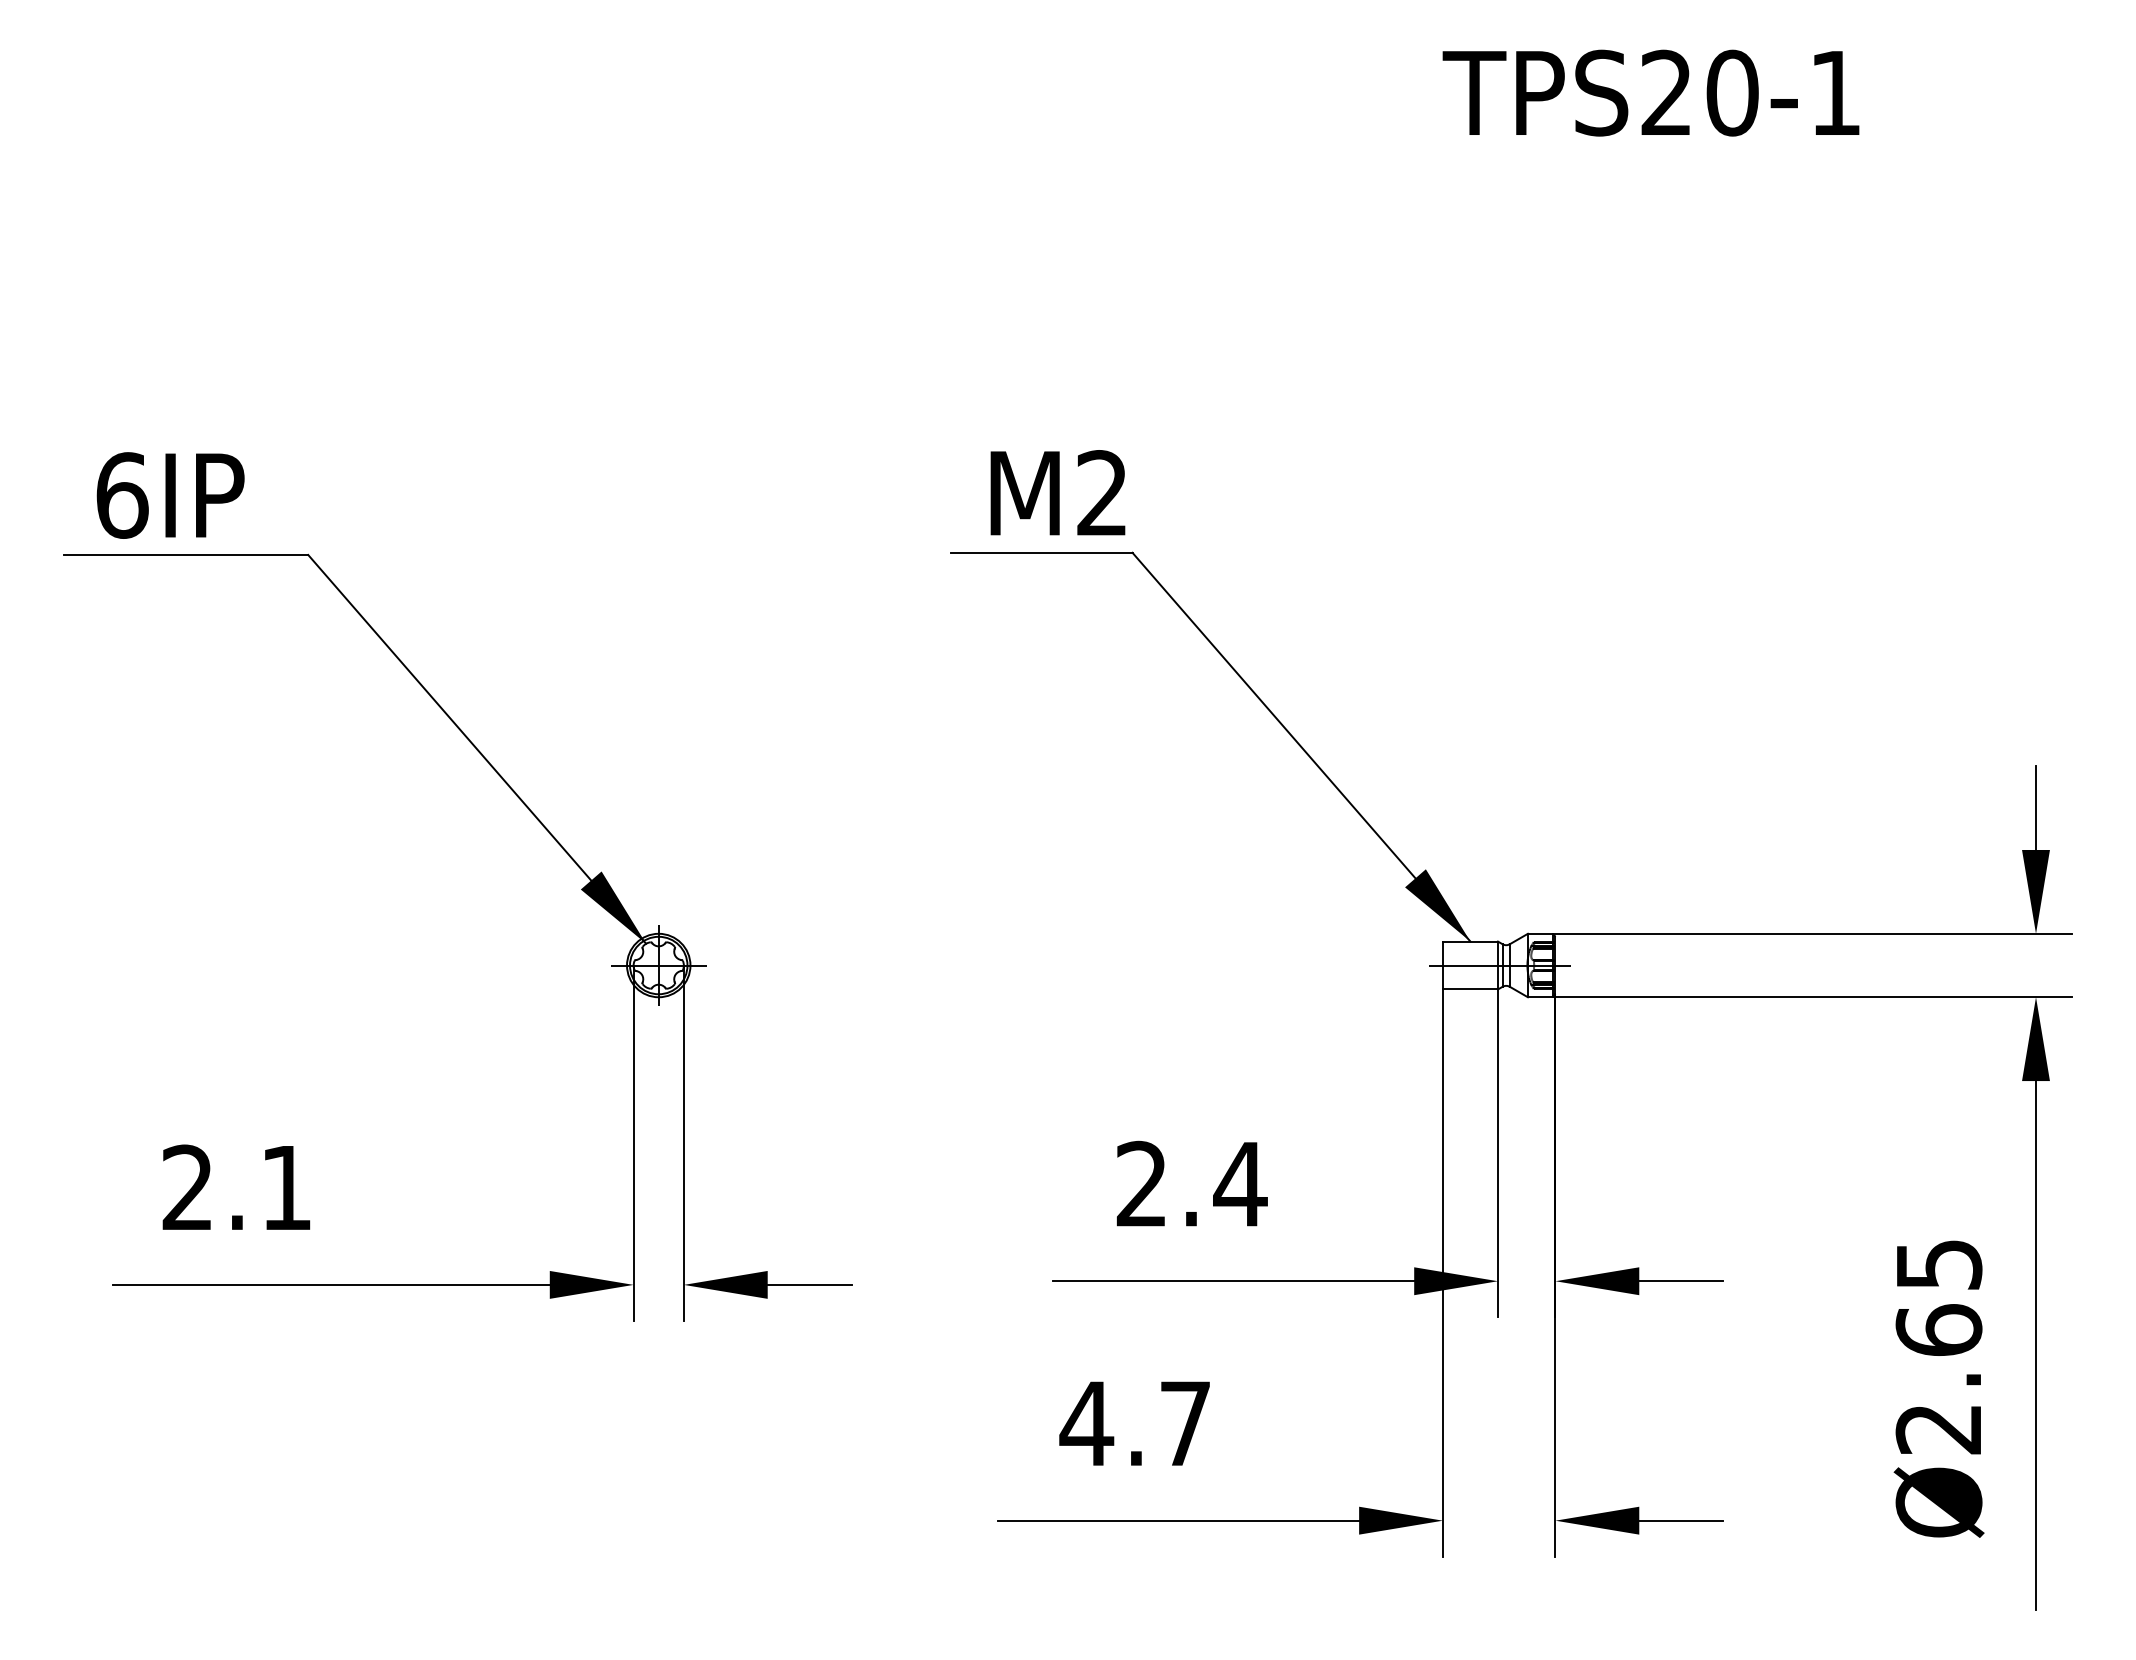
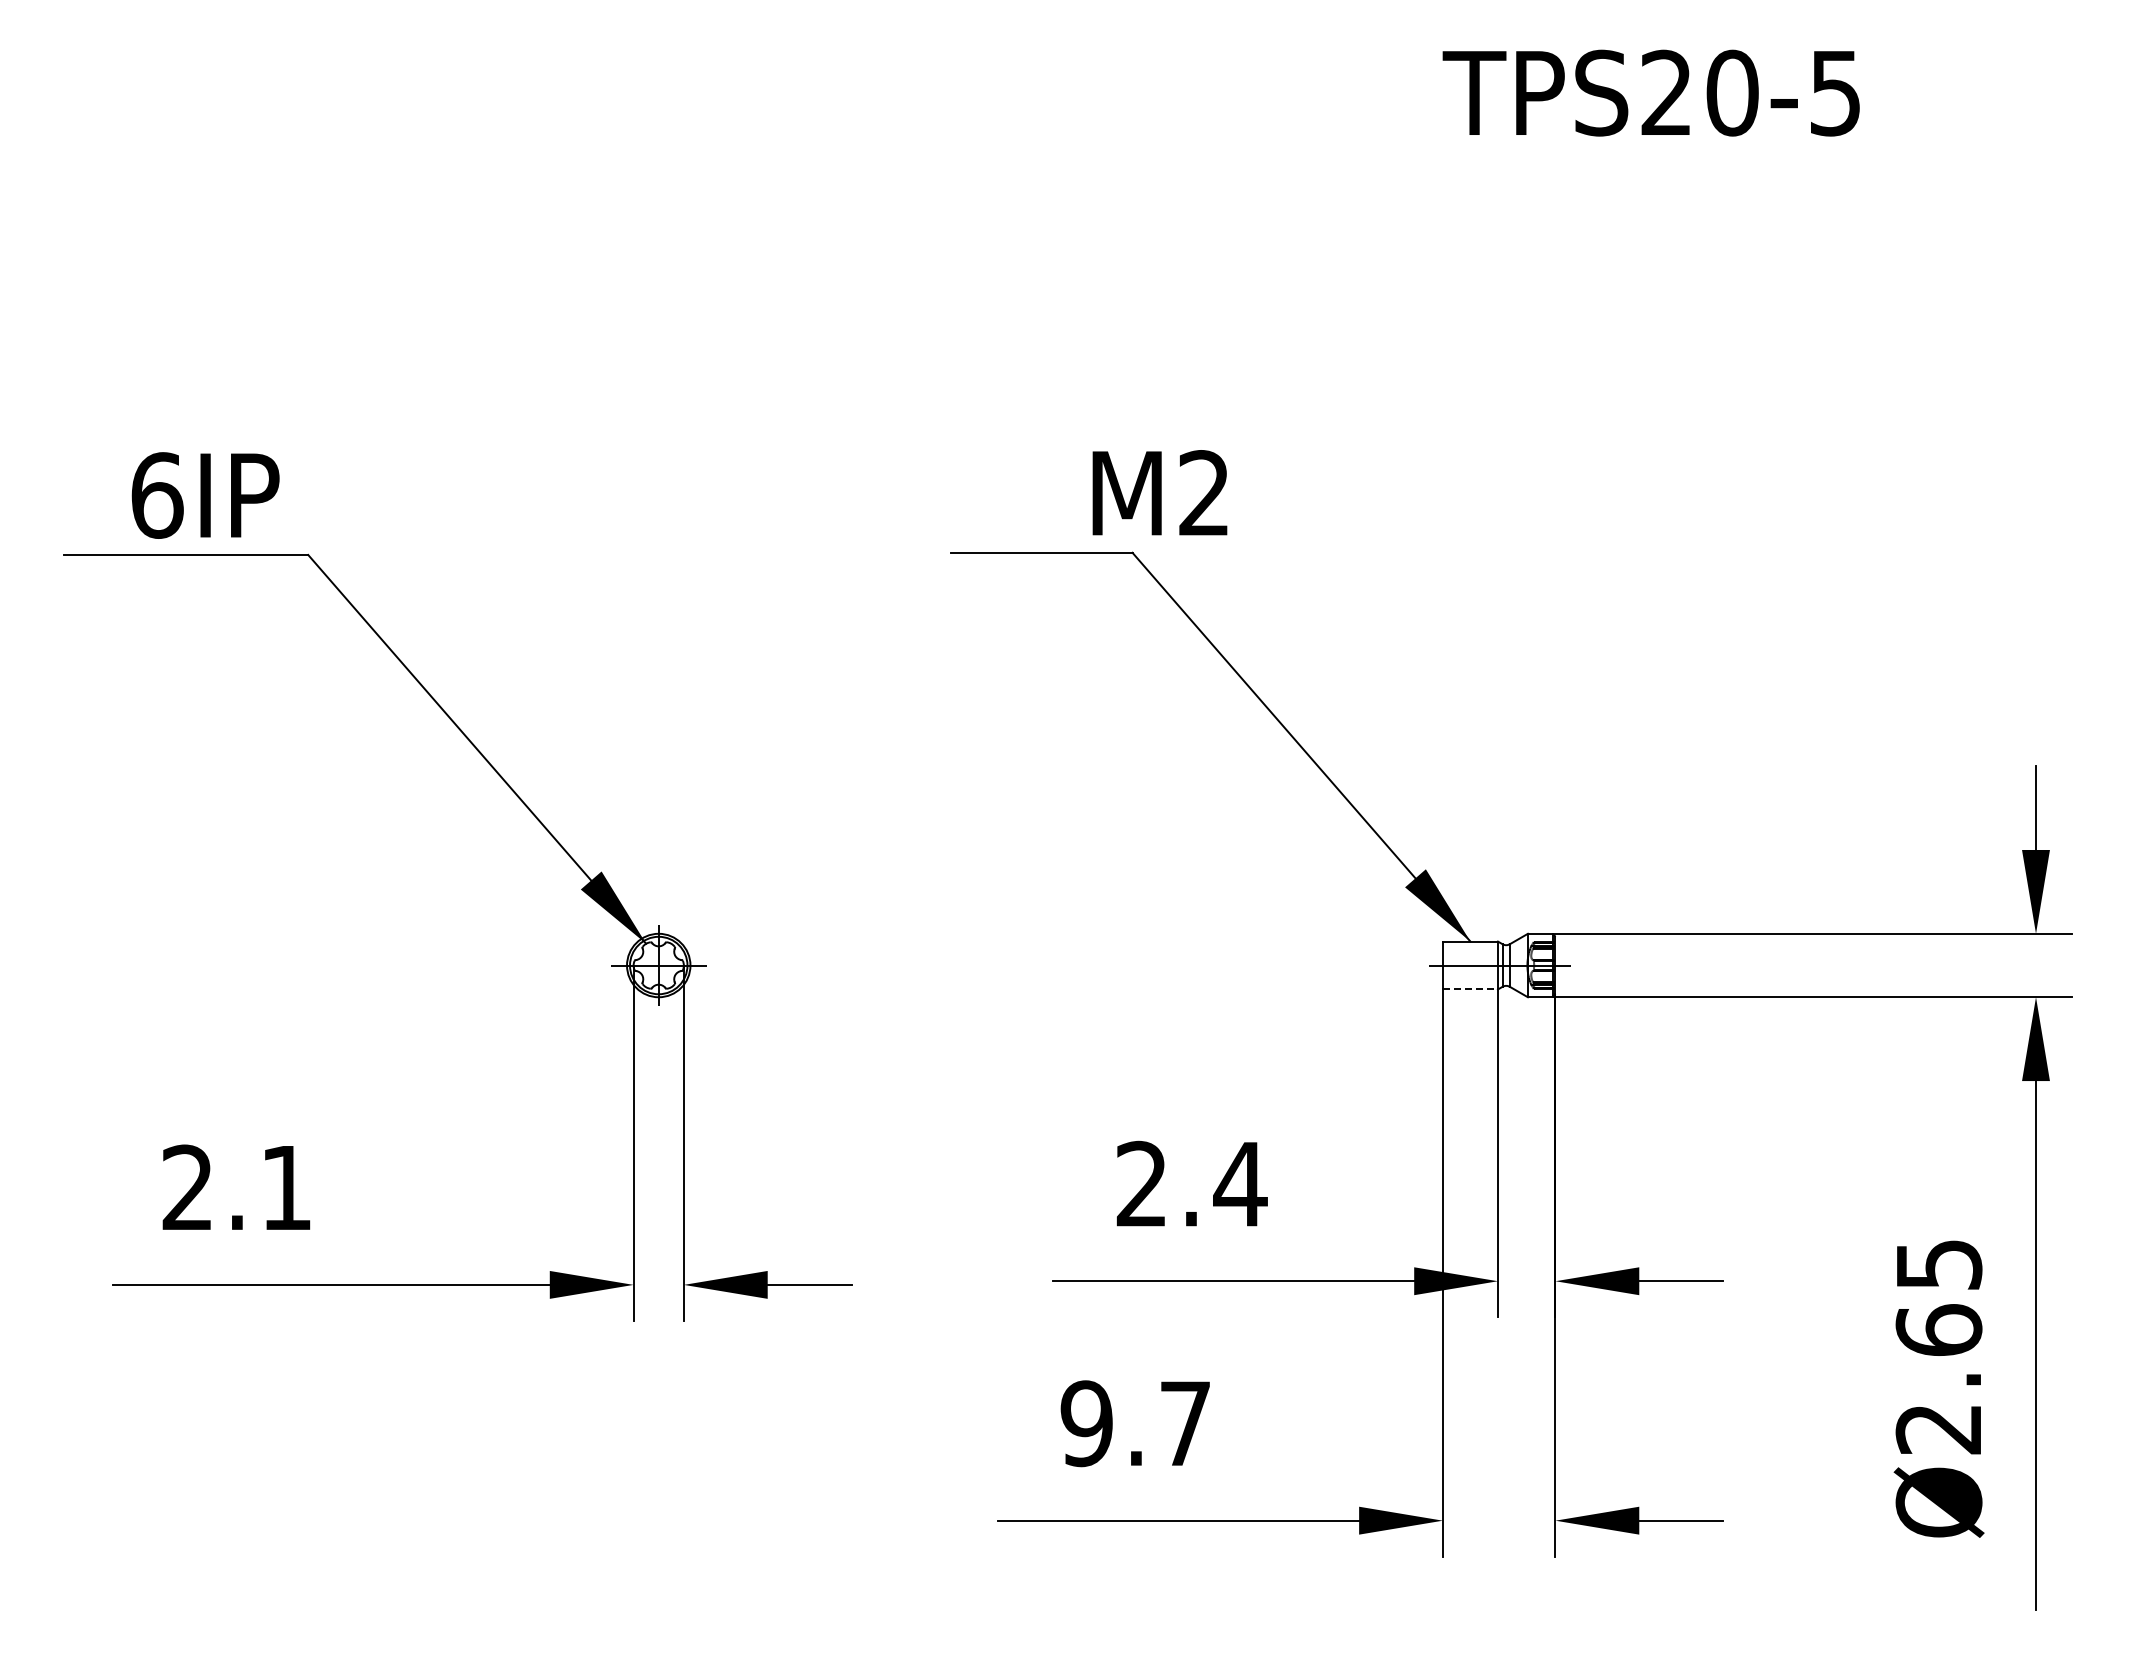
text: TPS20-1 -> TPS20-5 (1835, 93)
text position: (1057, 492) -> (1159, 492) (1159, 492)
text position: (170, 495) -> (205, 495) (205, 495)
line: solid -> dashed (1470, 989)
text: 4.7 -> 9.7 (1086, 1423)
